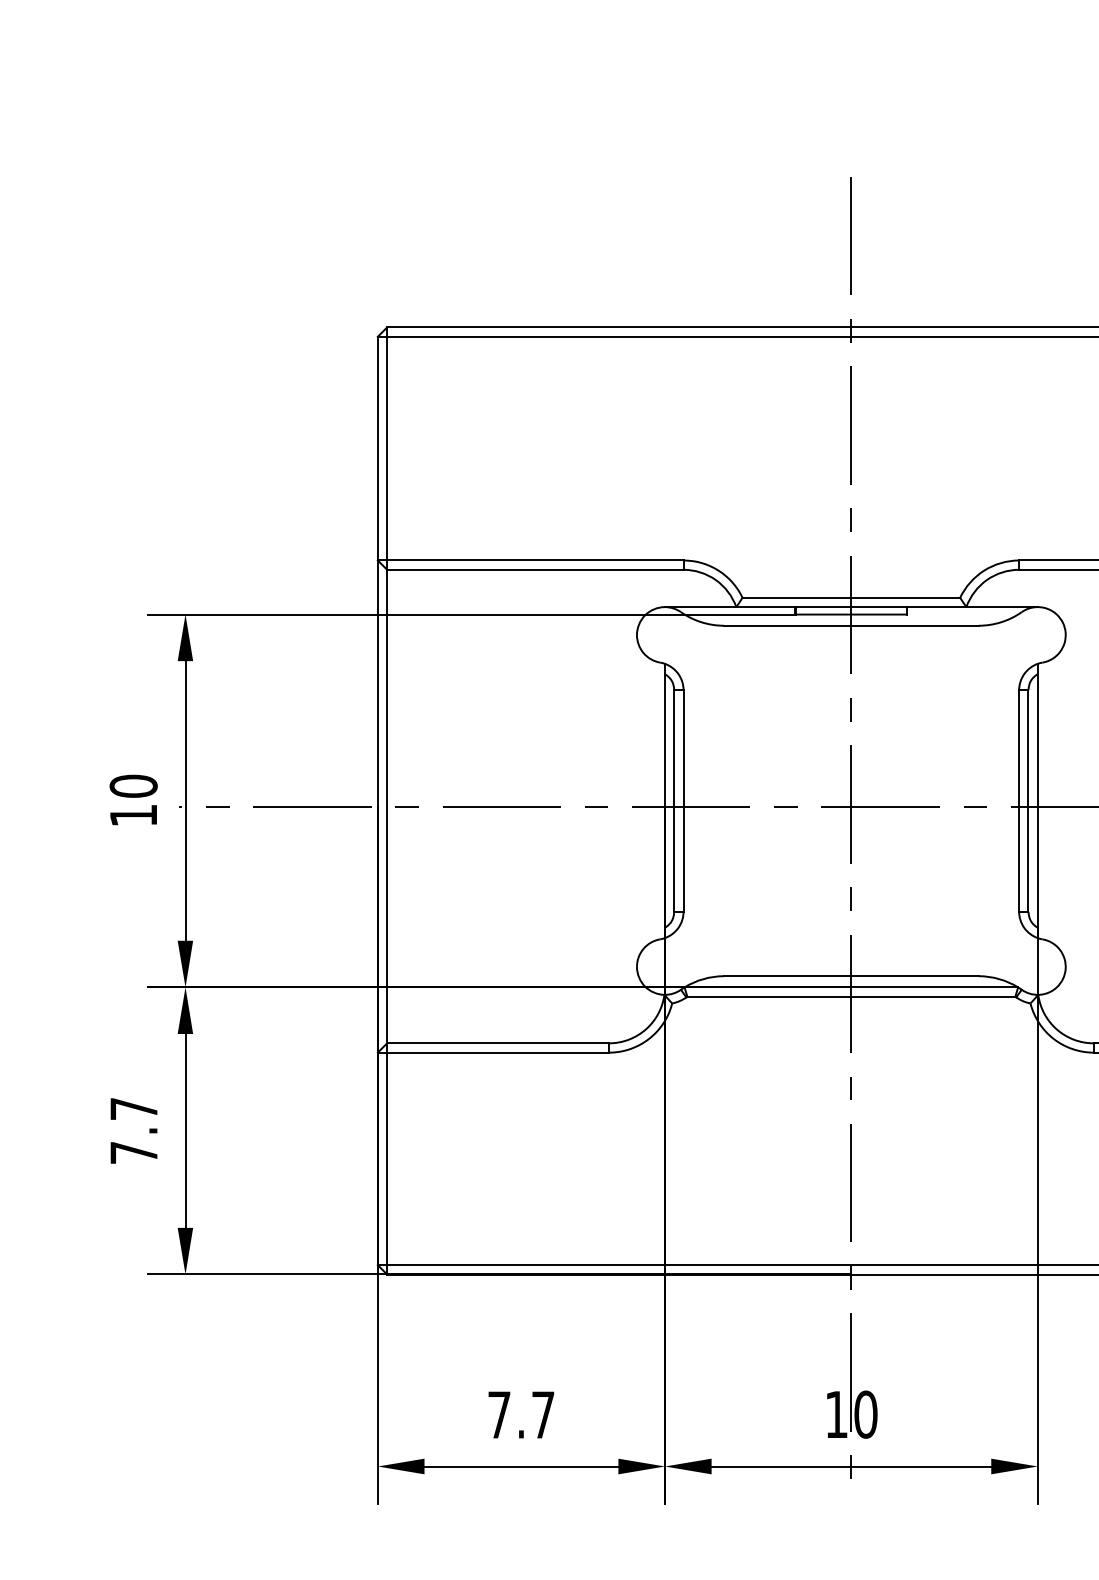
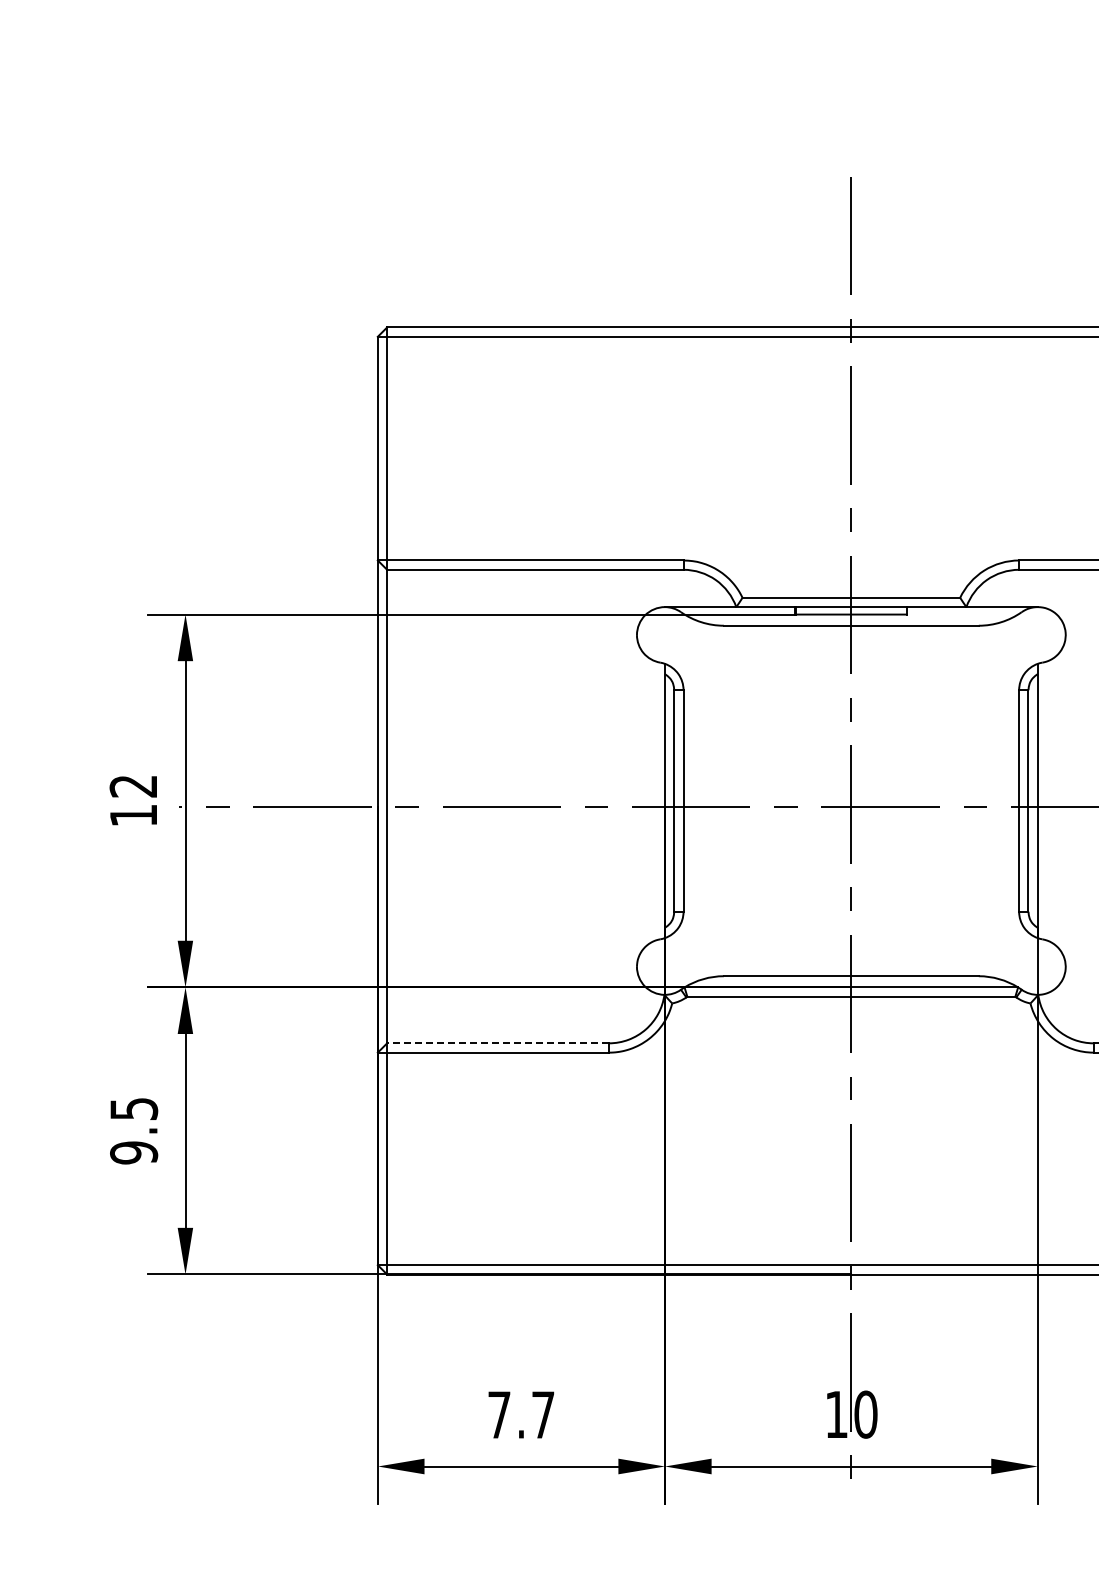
text: 10 -> 12 (133, 785)
line: solid -> dashed (498, 1043)
text: 7.7 -> 9.5 (134, 1131)
